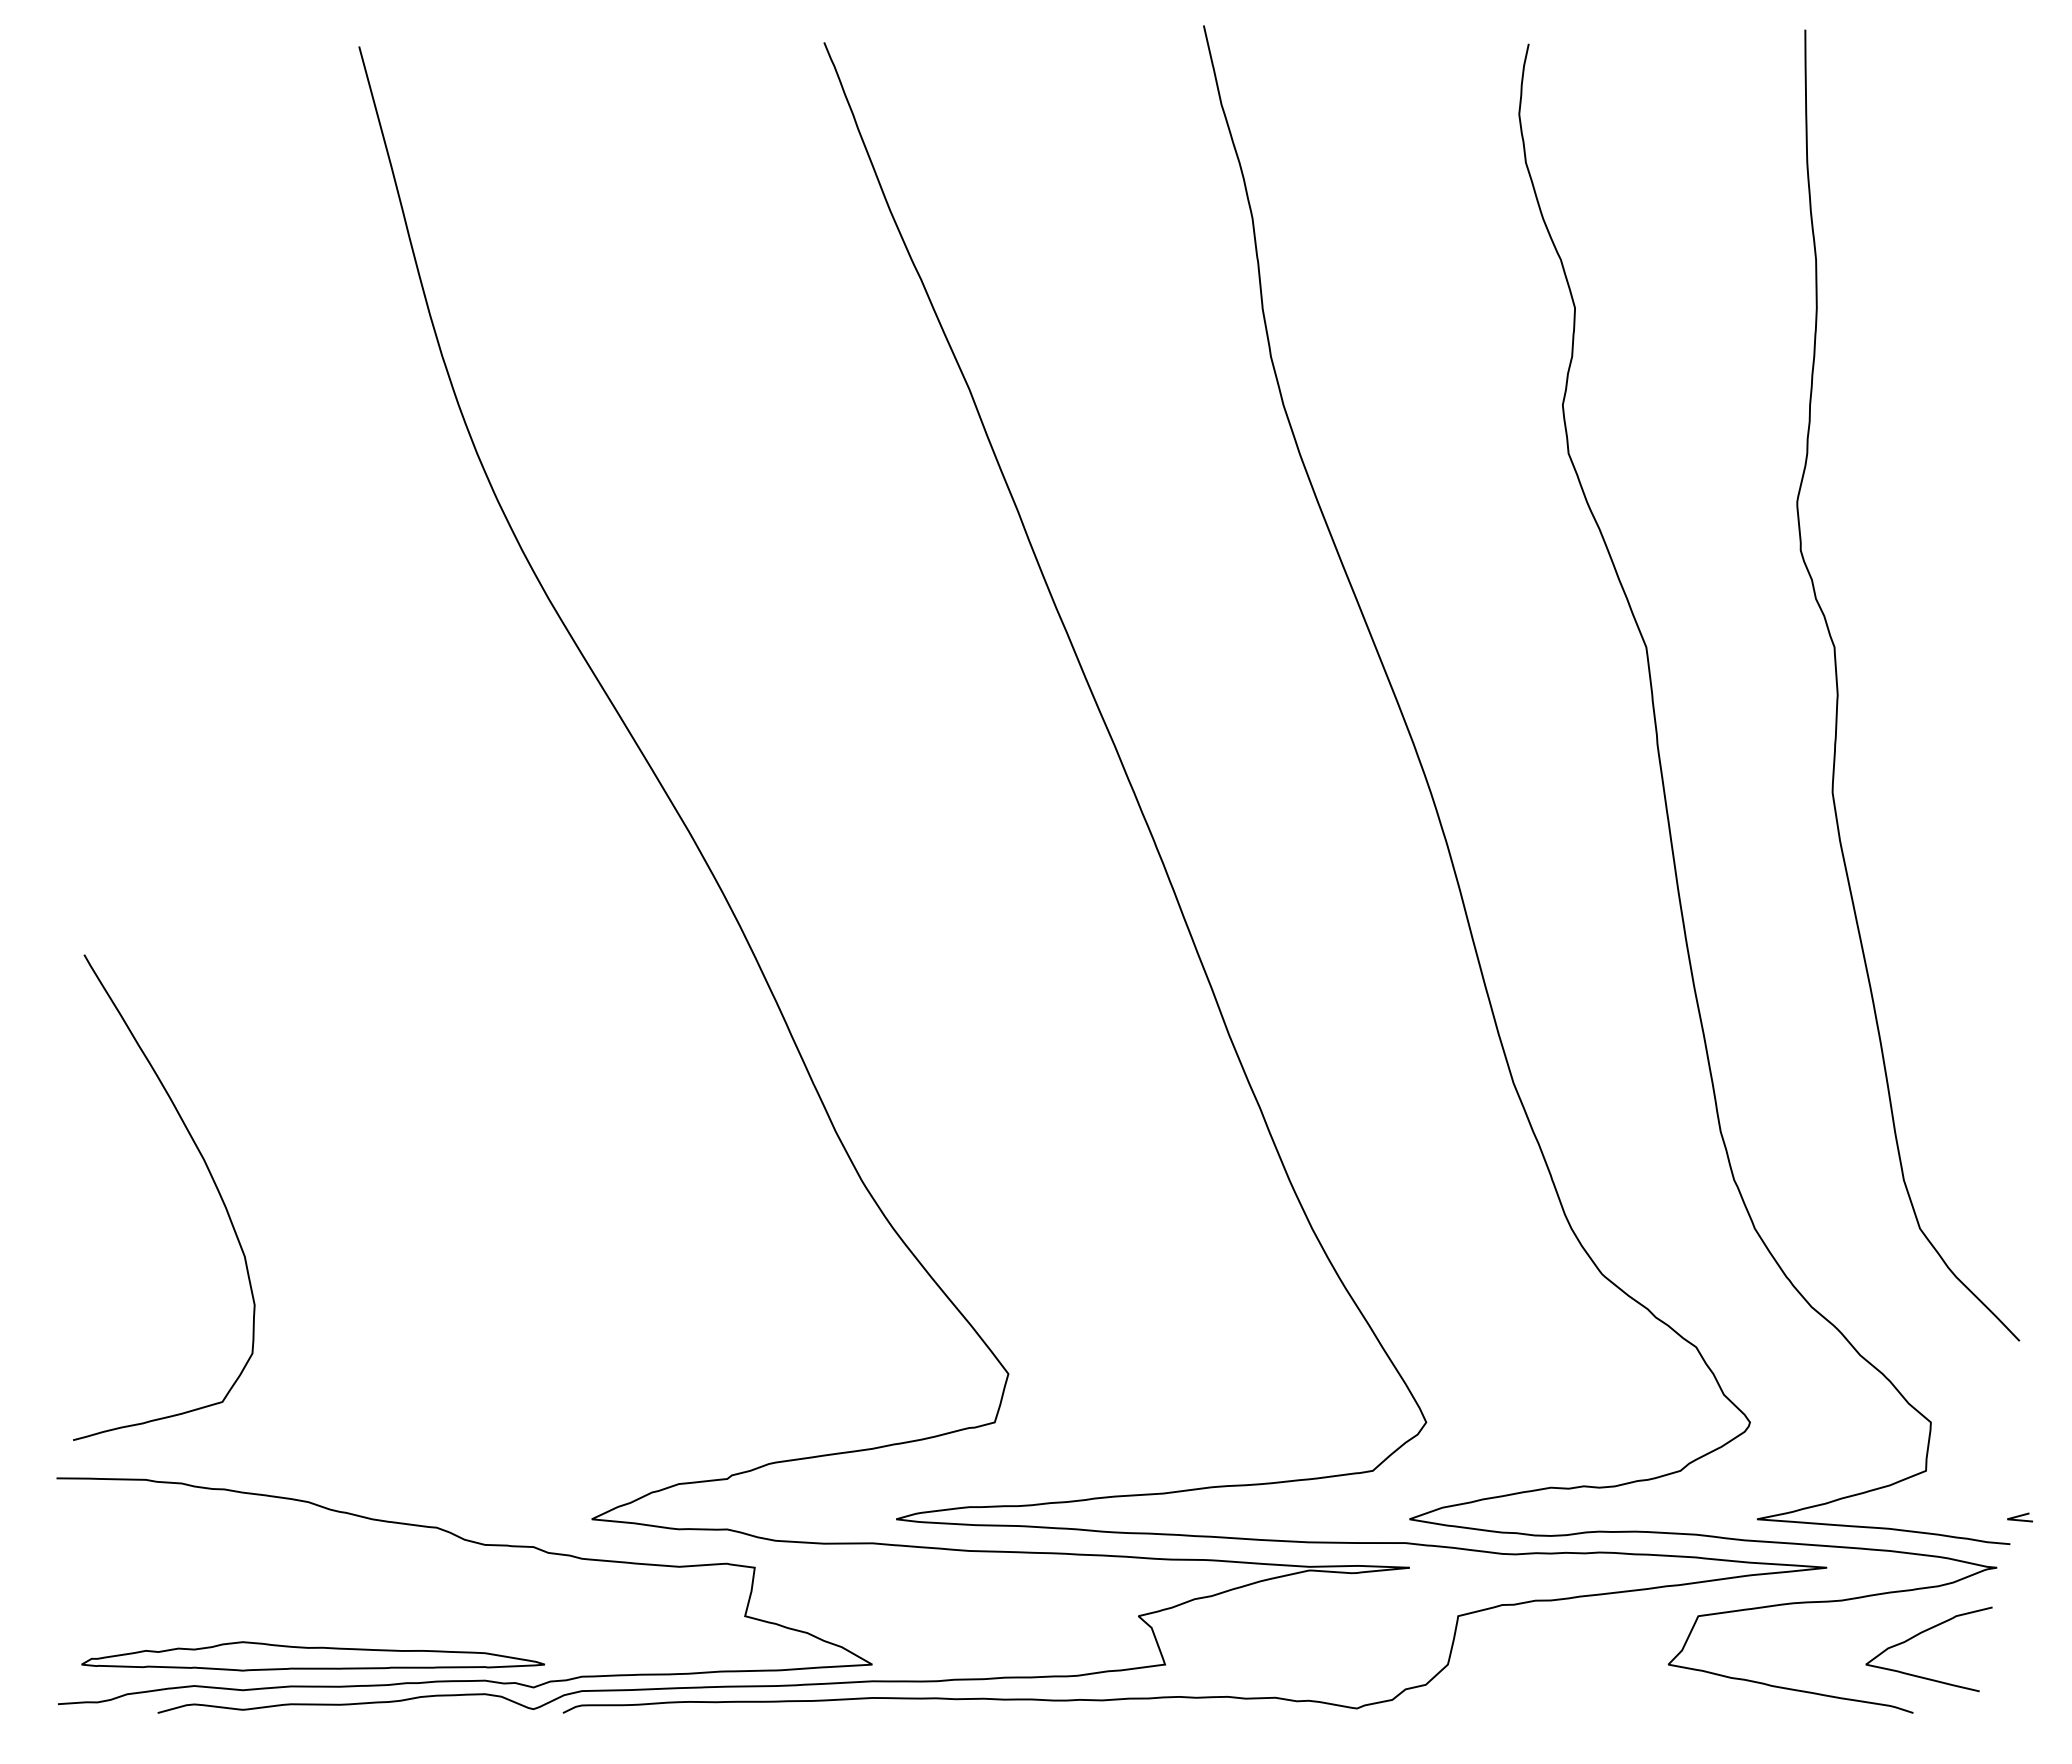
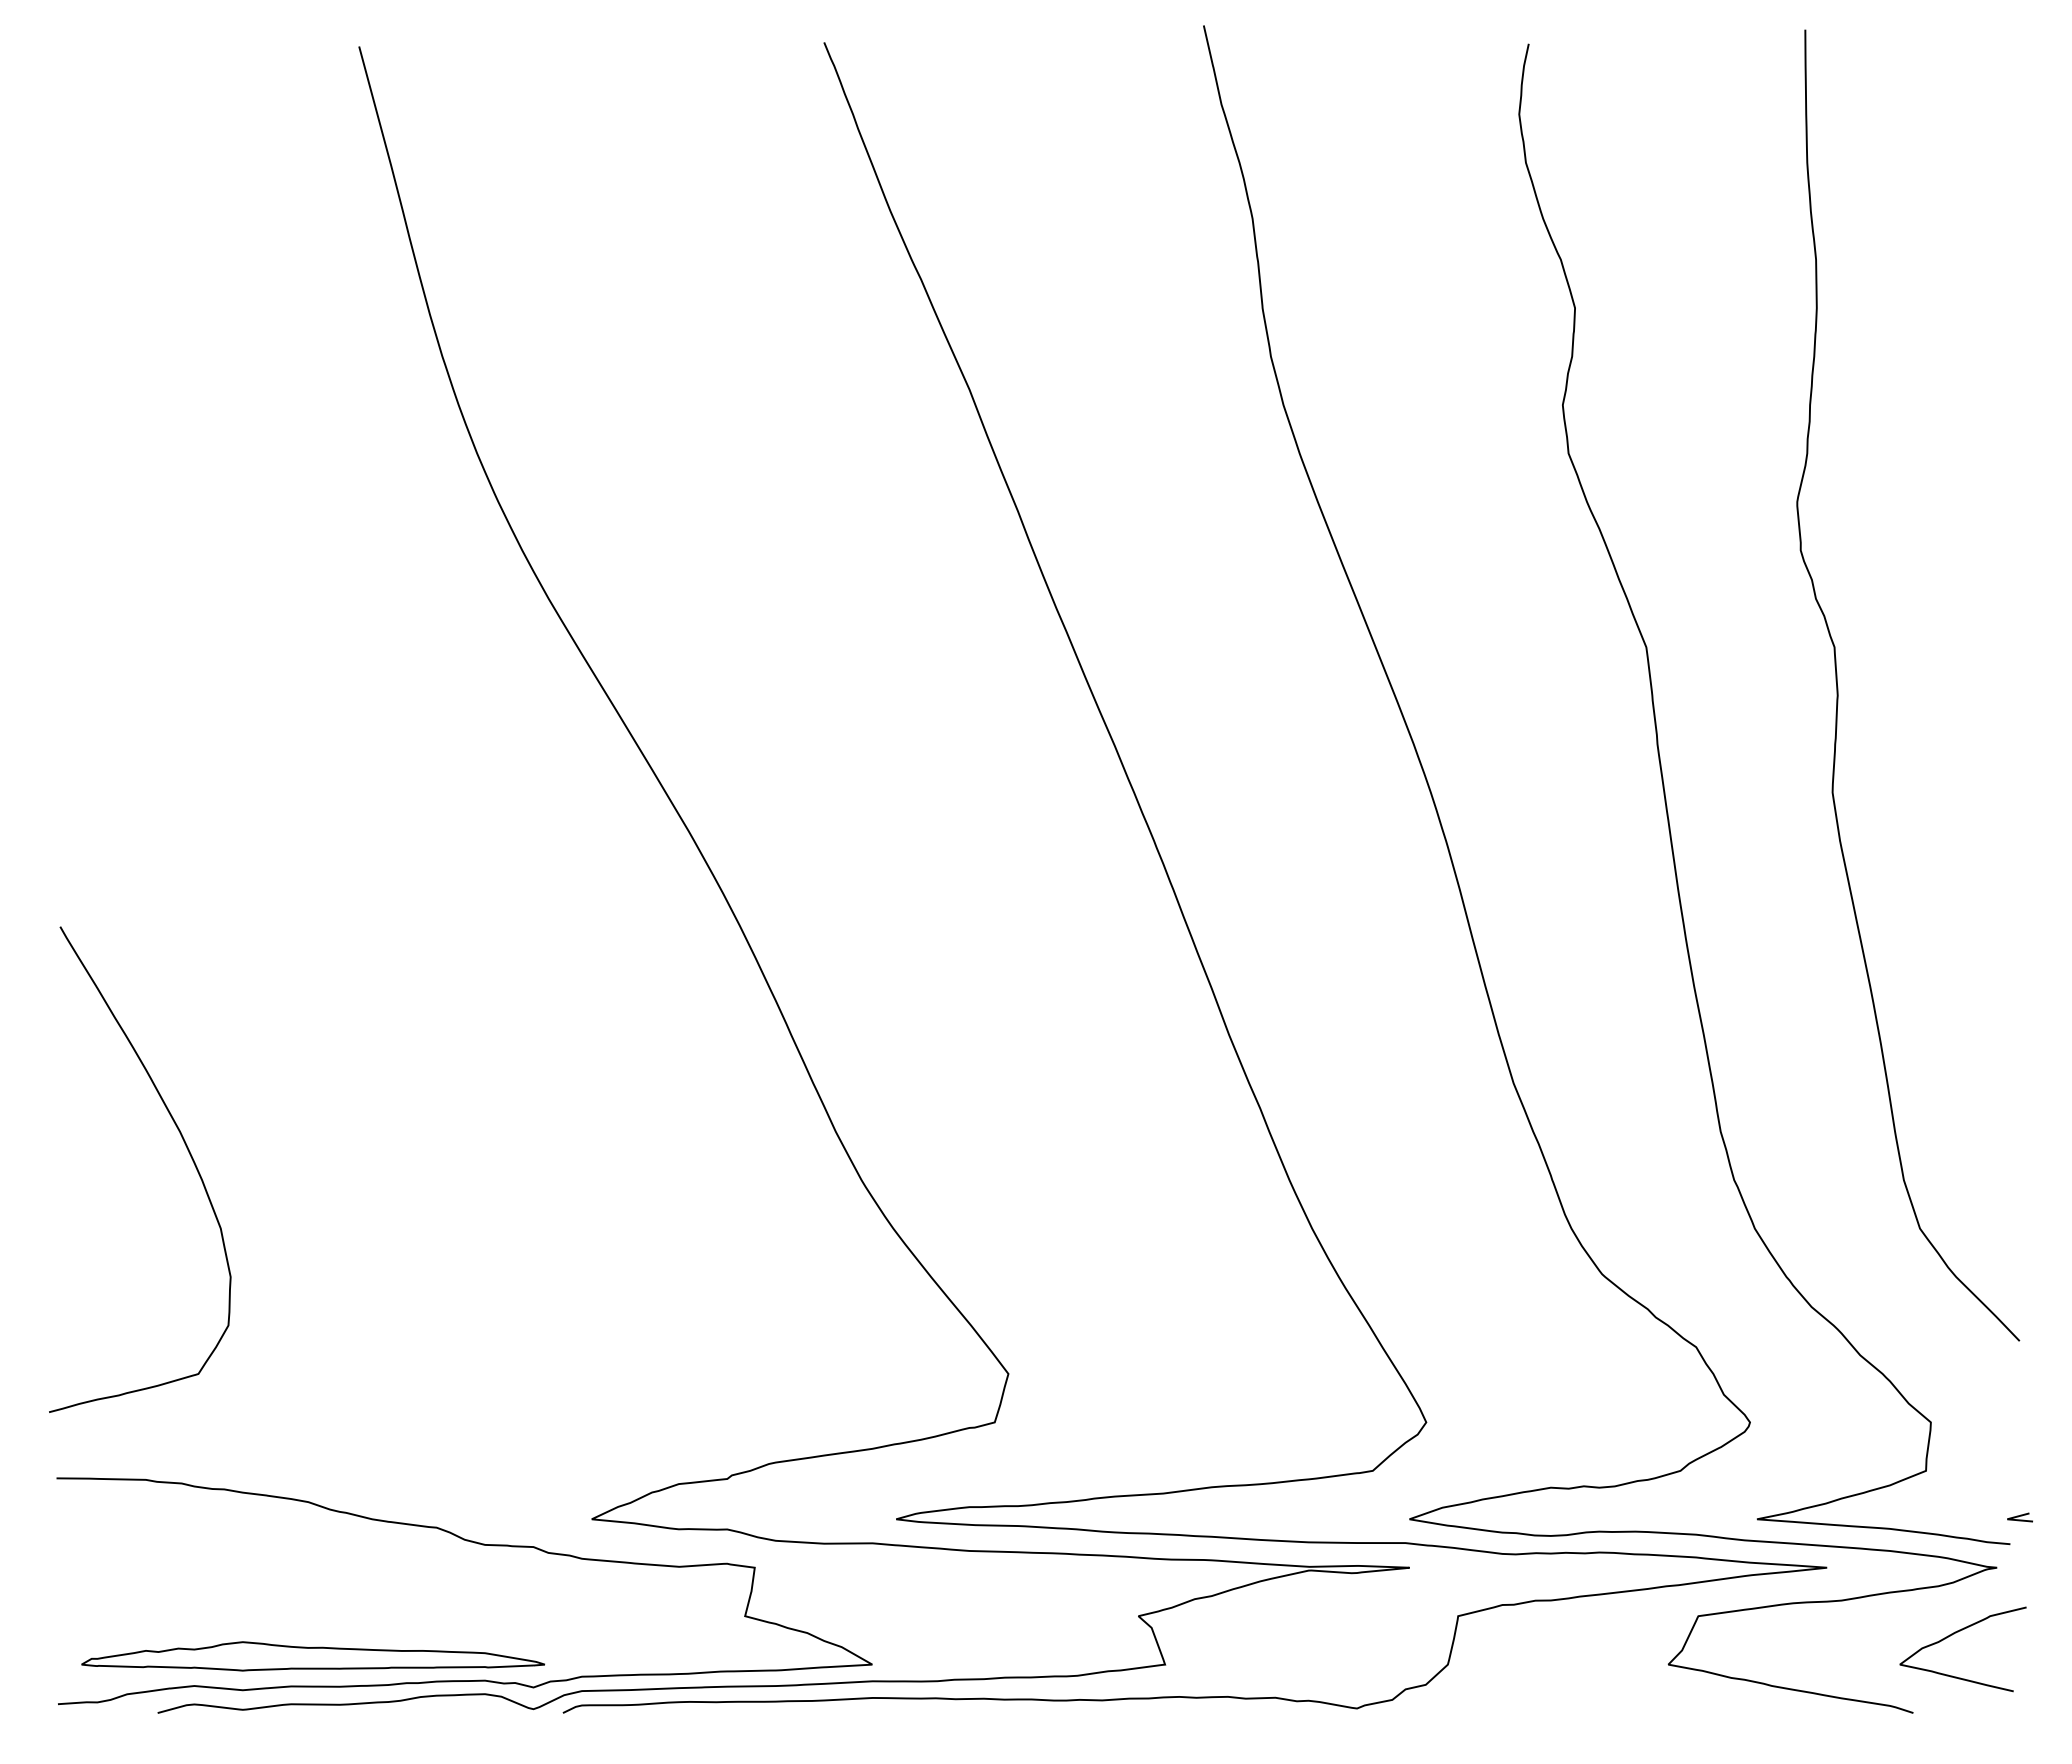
curve position: (209, 1174) -> (185, 1146) (185, 1146)
curve position: (1920, 1634) -> (1954, 1634) (1954, 1634)
